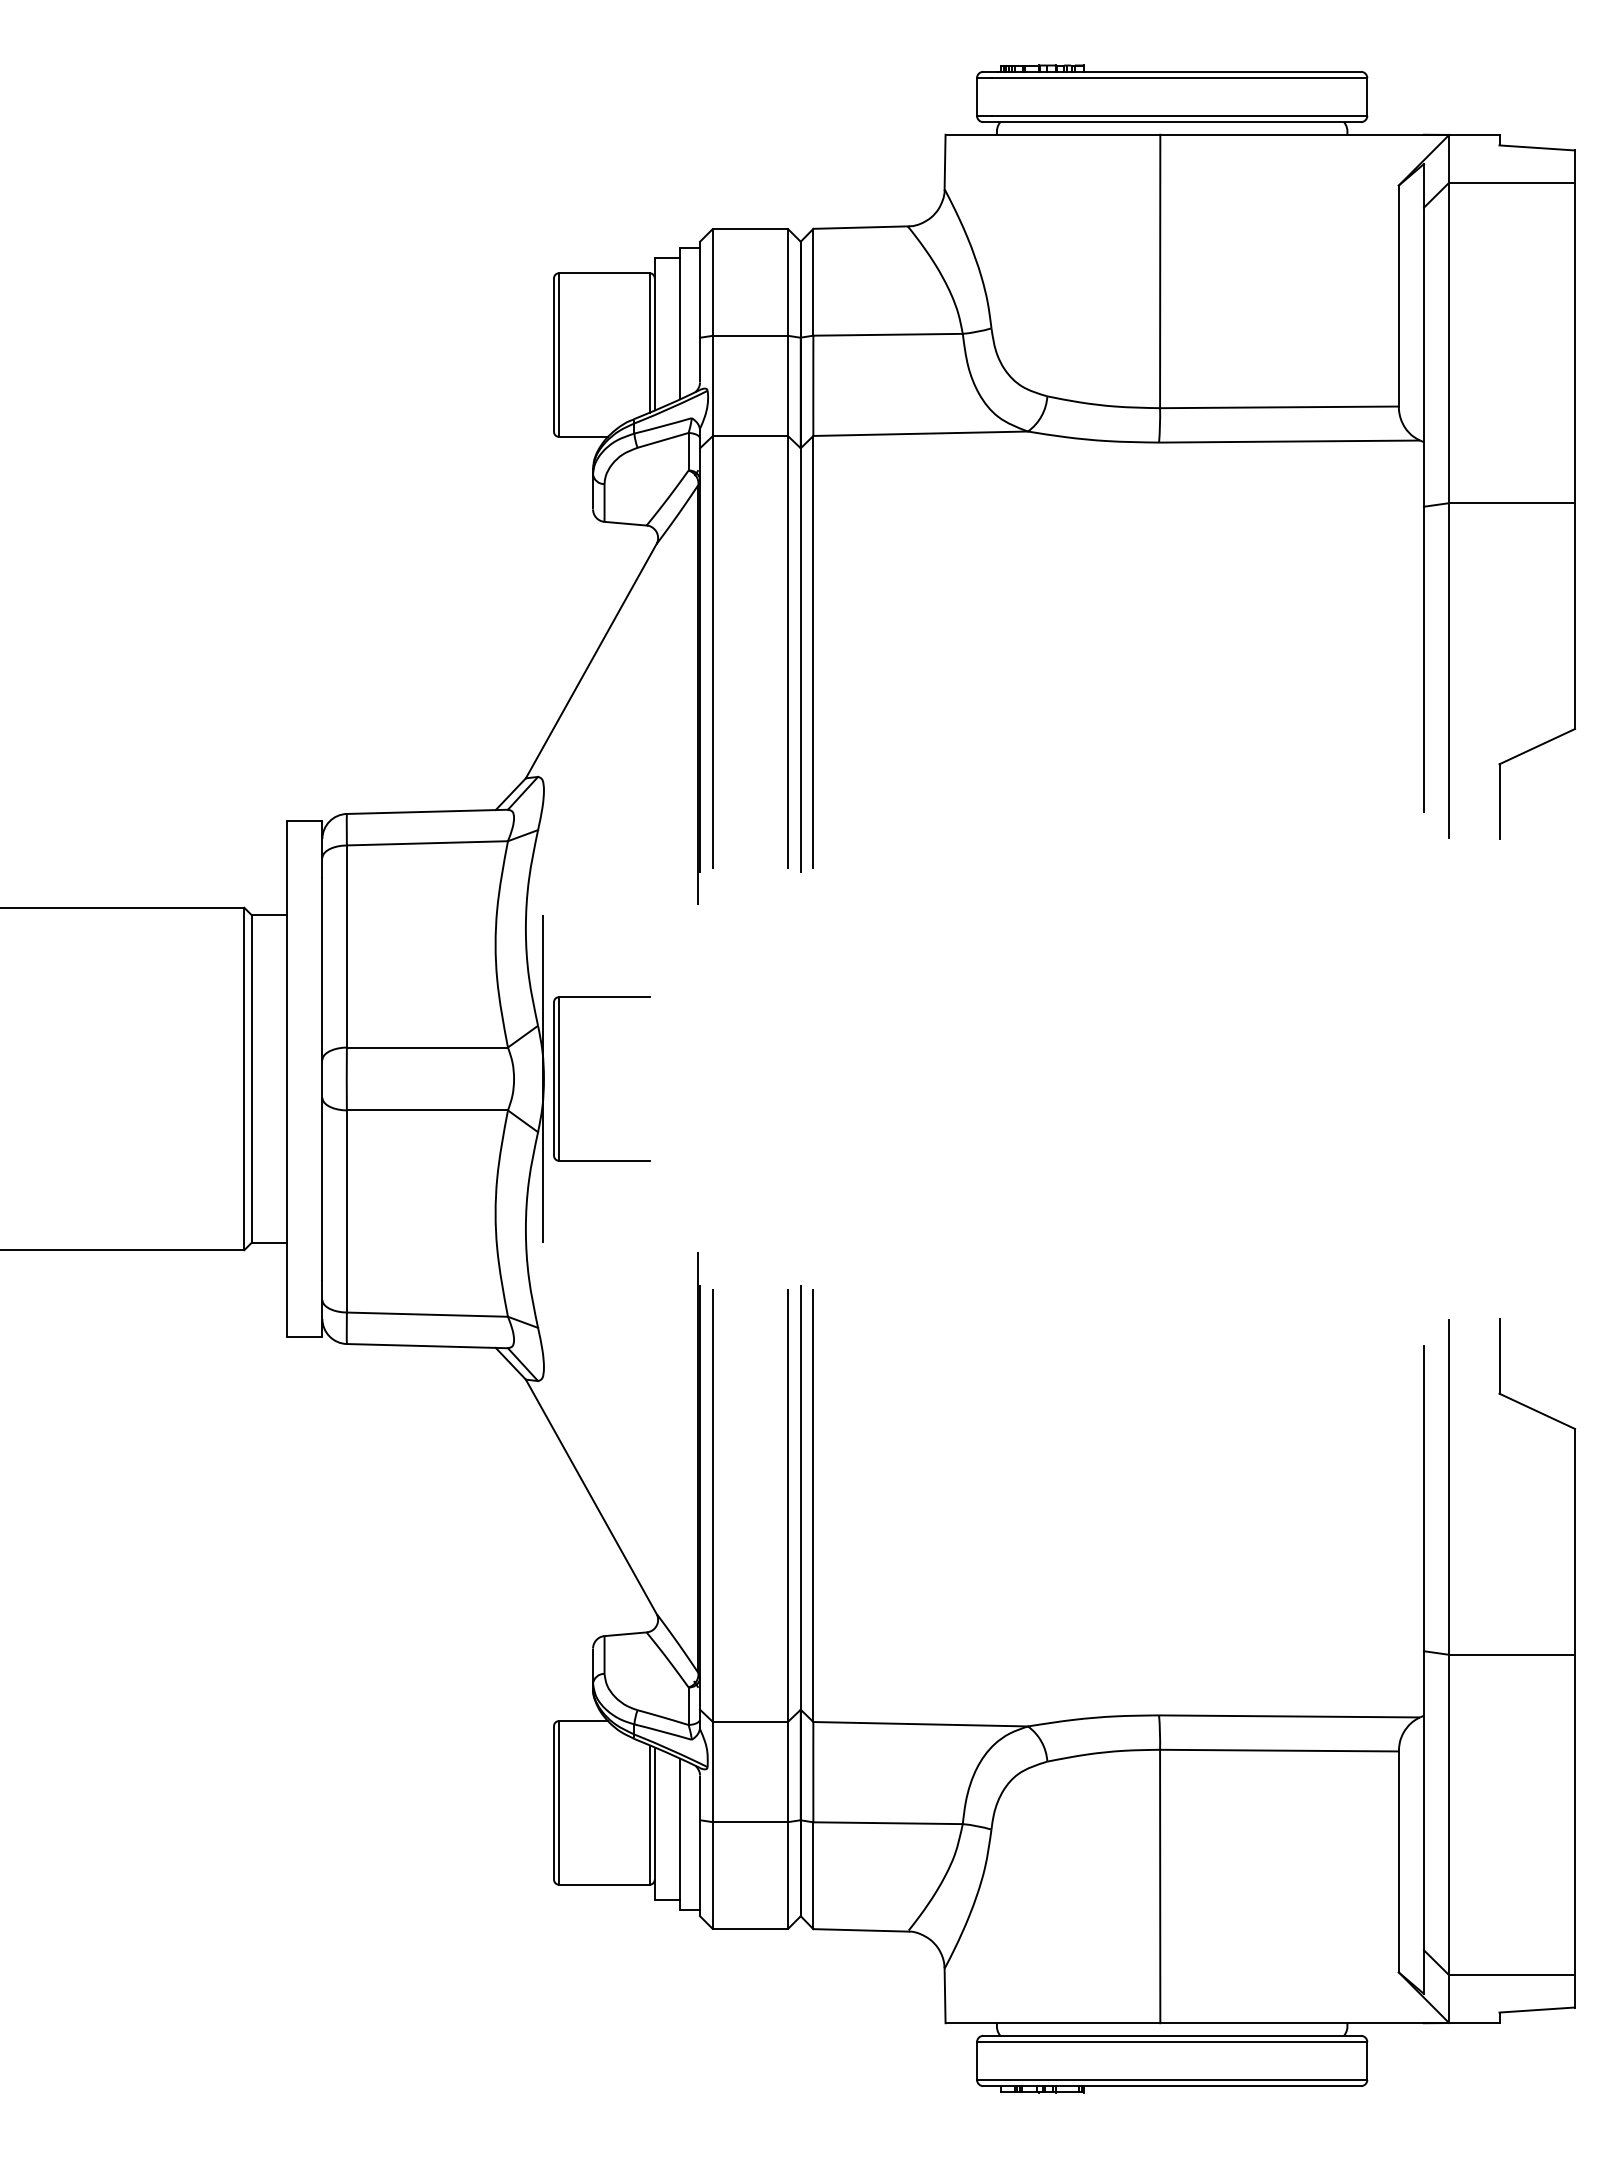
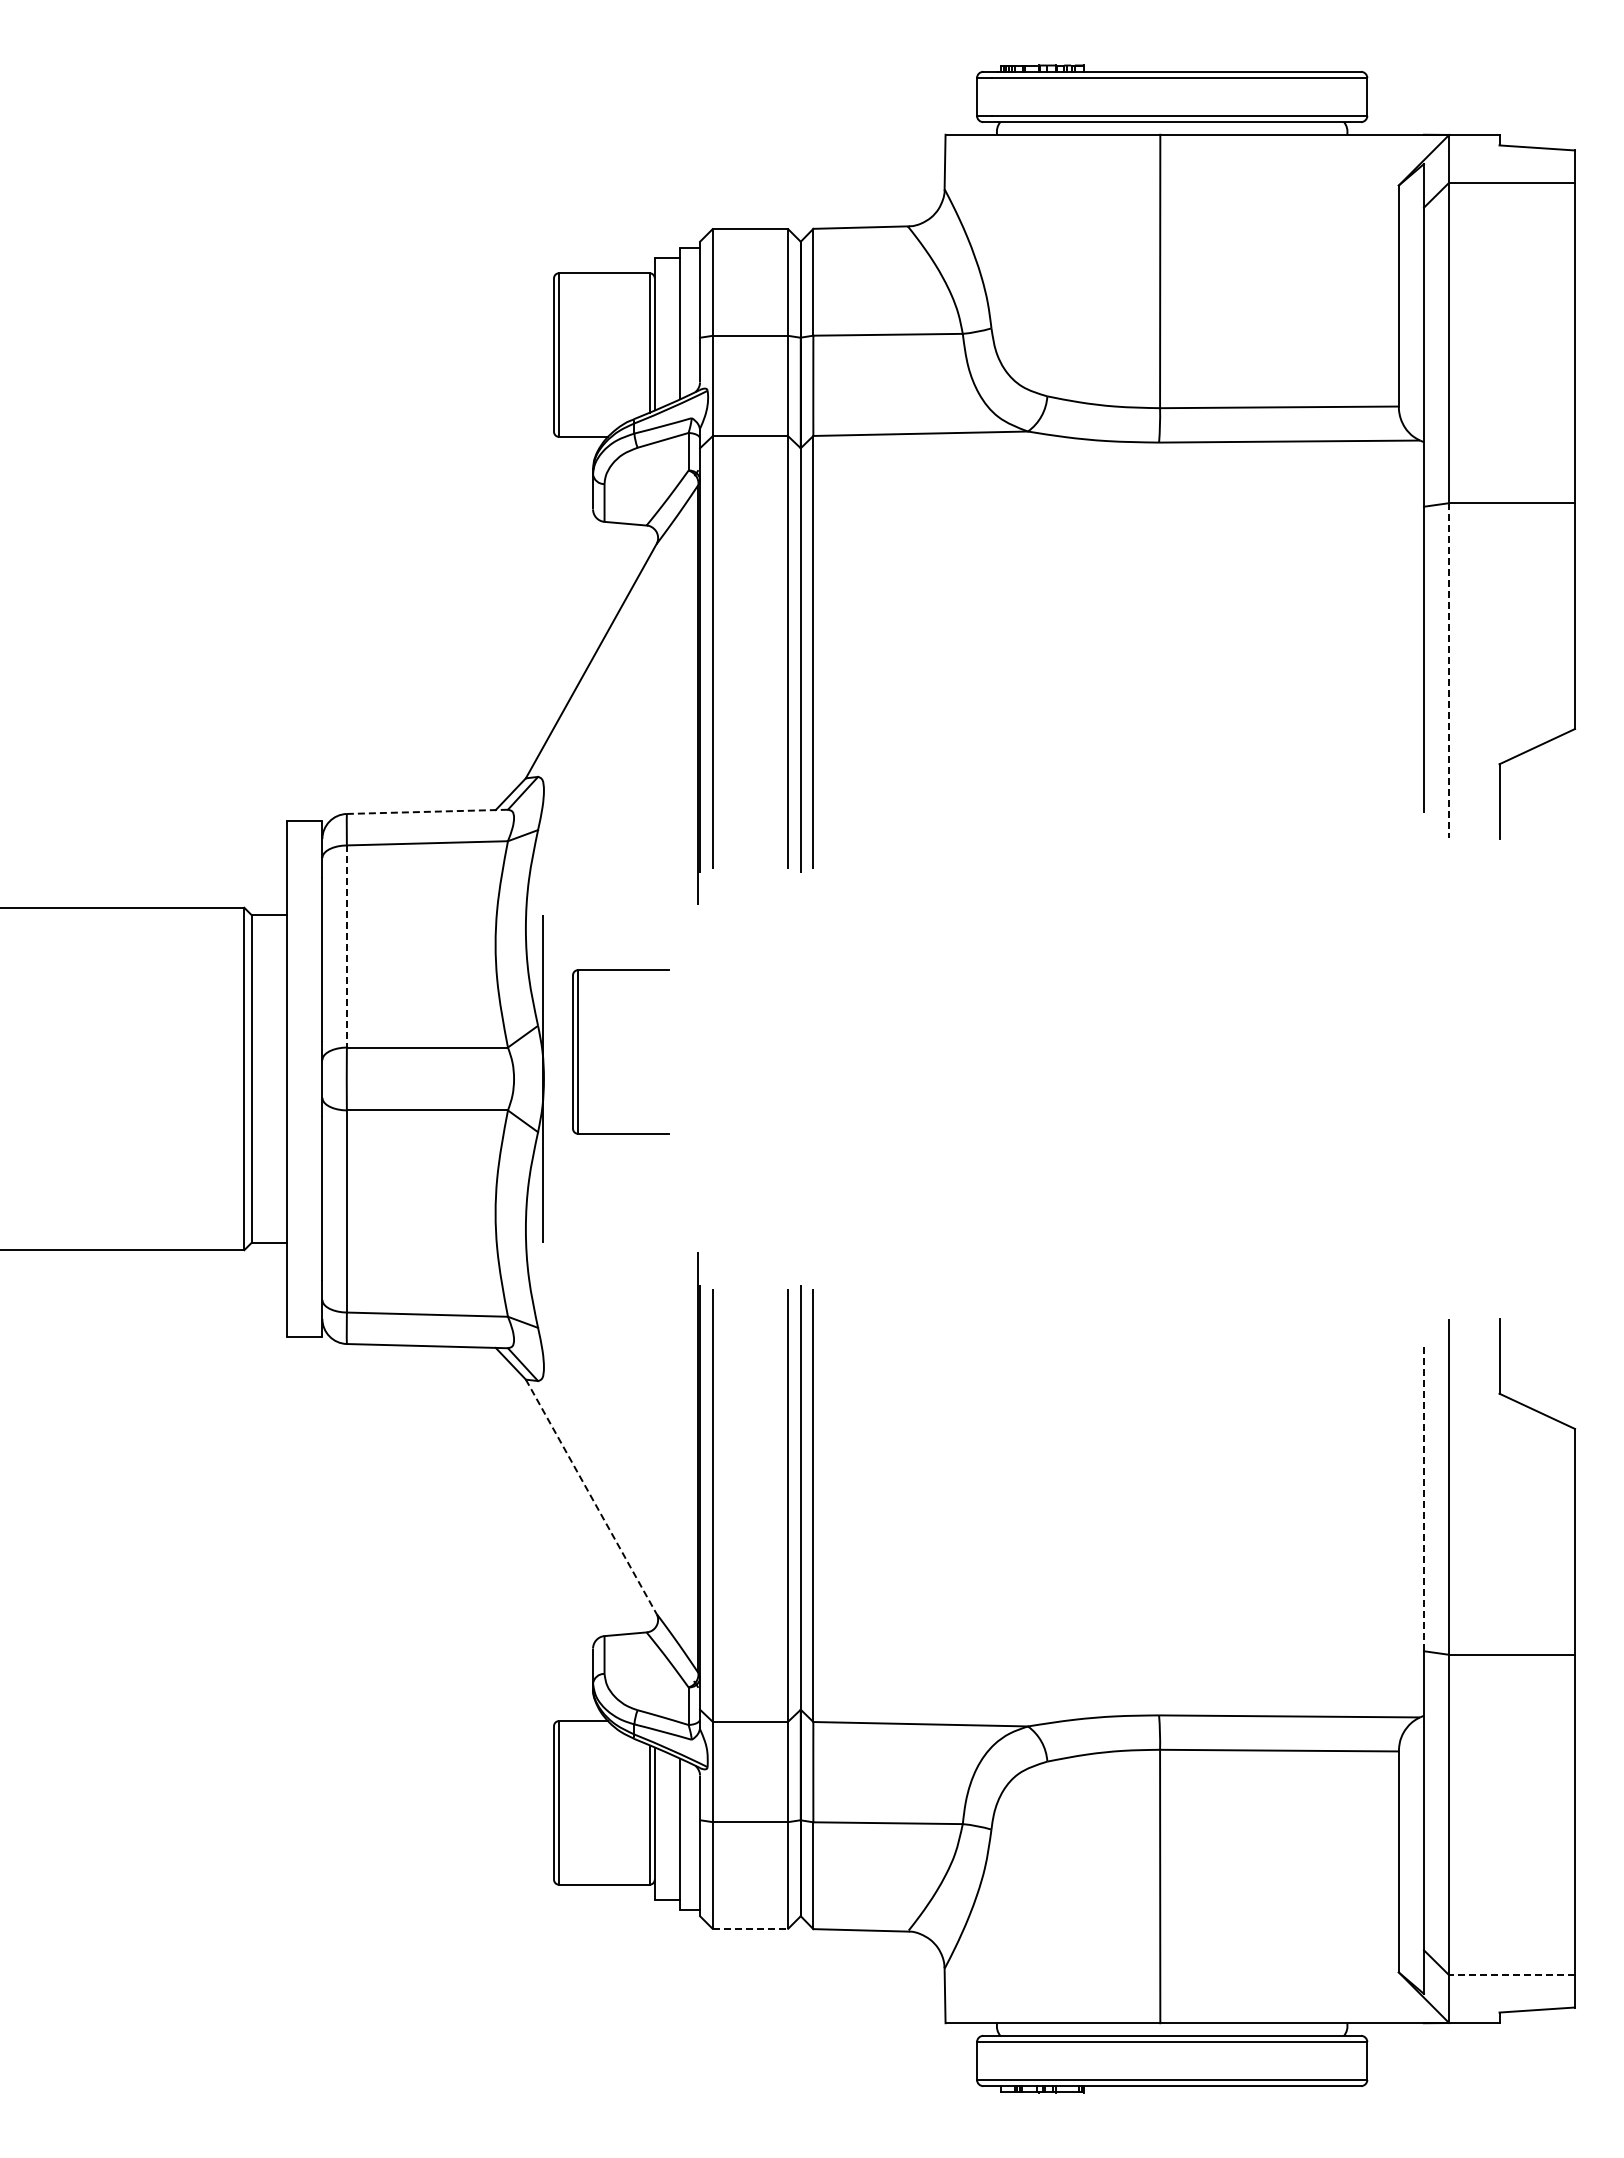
line: solid -> dashed (1449, 670)
line: solid -> dashed (427, 811)
line: solid -> dashed (346, 946)
part position: (559, 1078) -> (578, 1051) (578, 1051)
line: solid -> dashed (591, 1497)
line: solid -> dashed (1423, 1498)
line: solid -> dashed (750, 1928)
line: solid -> dashed (1512, 1975)
